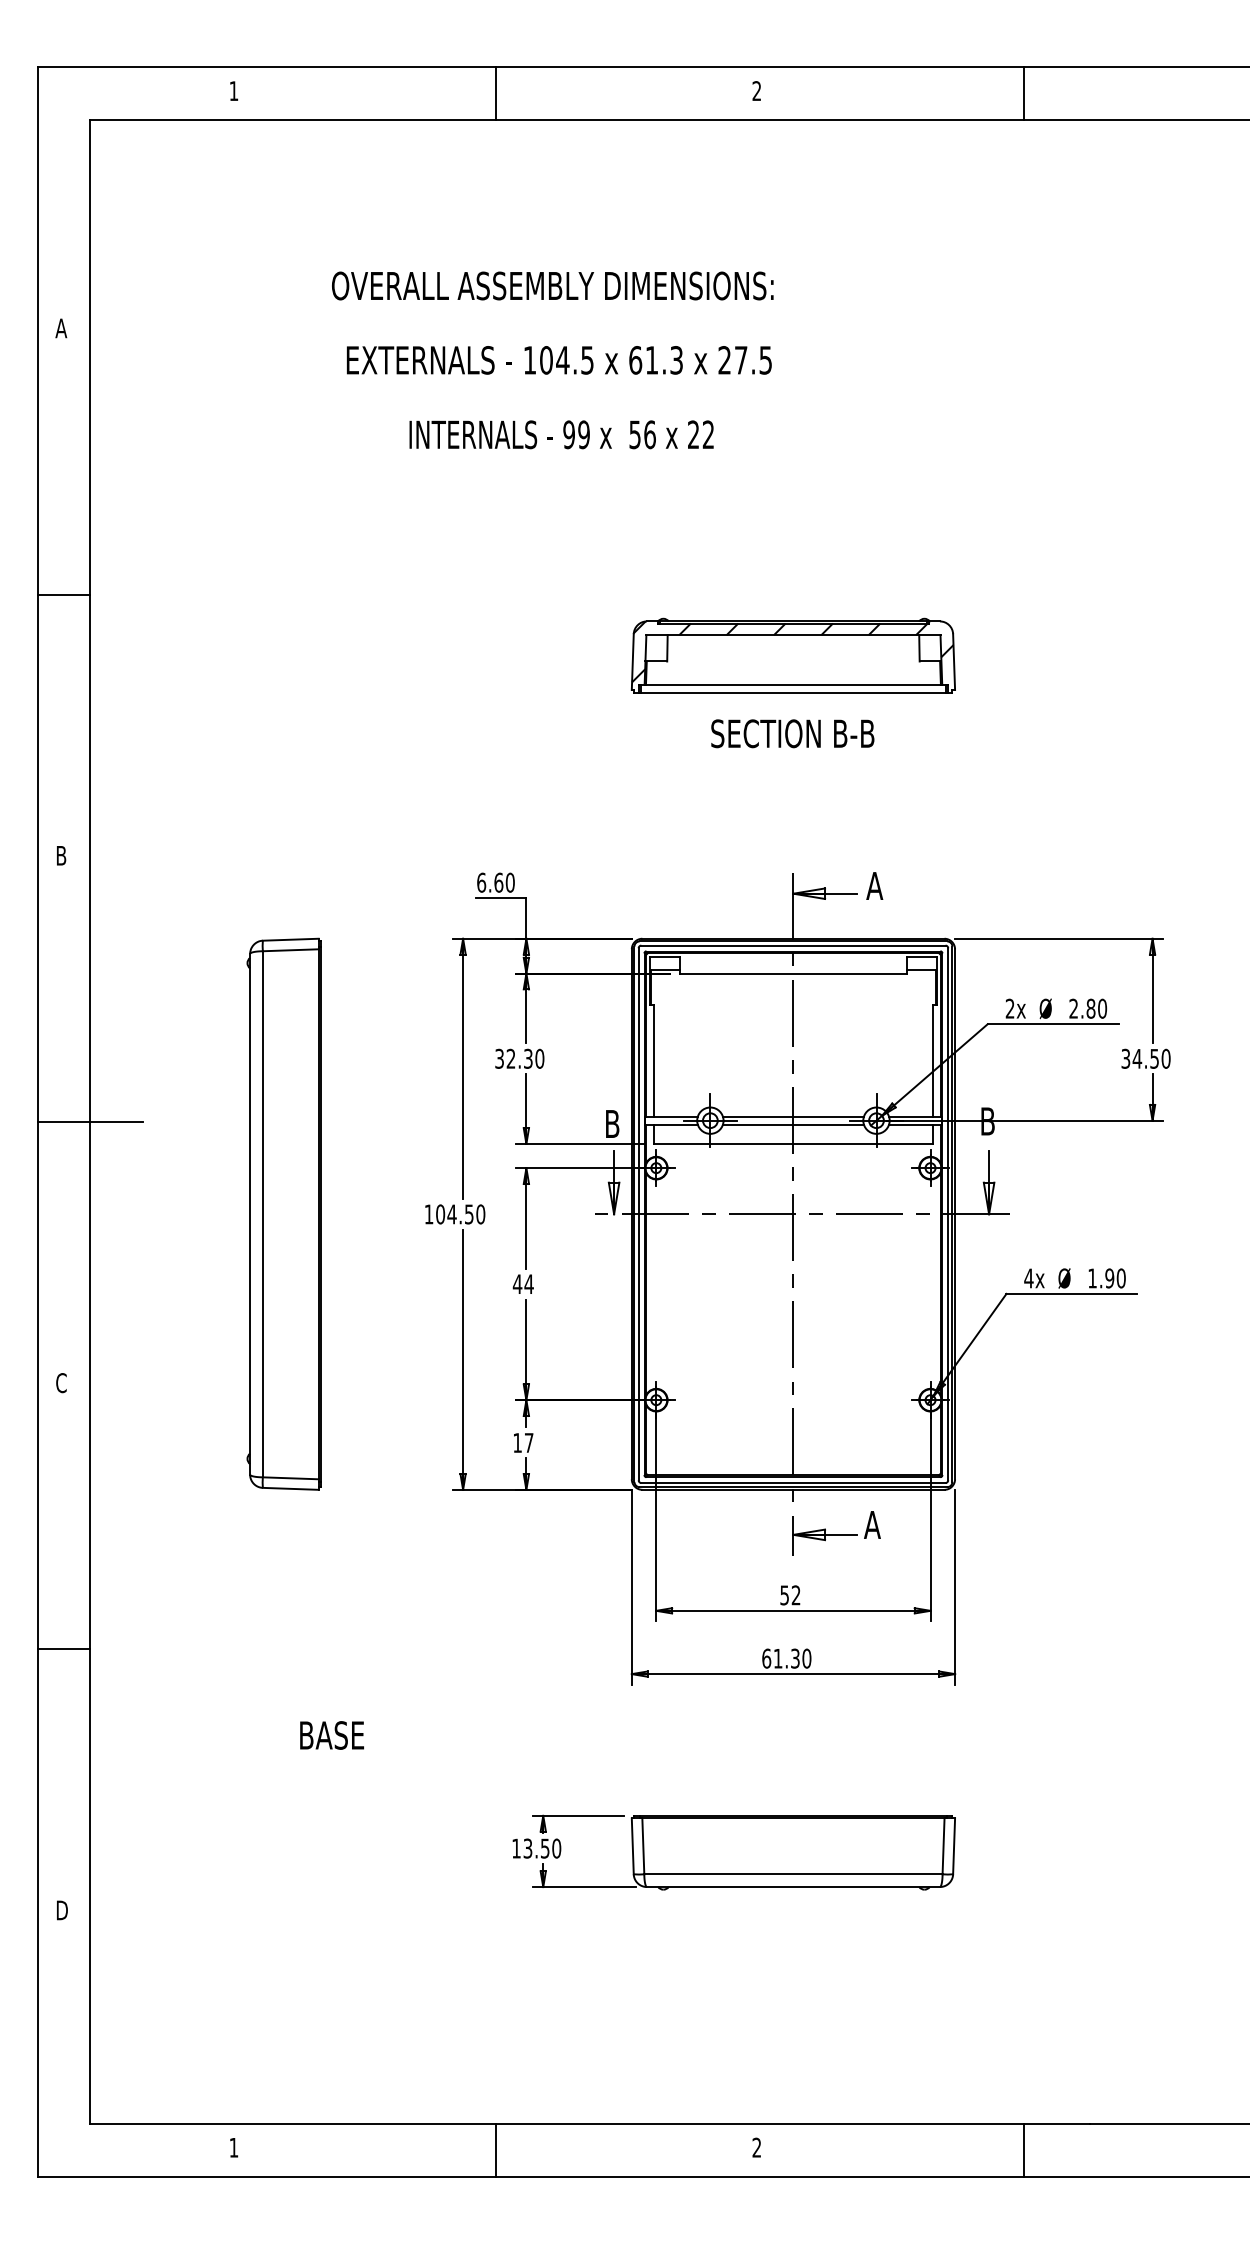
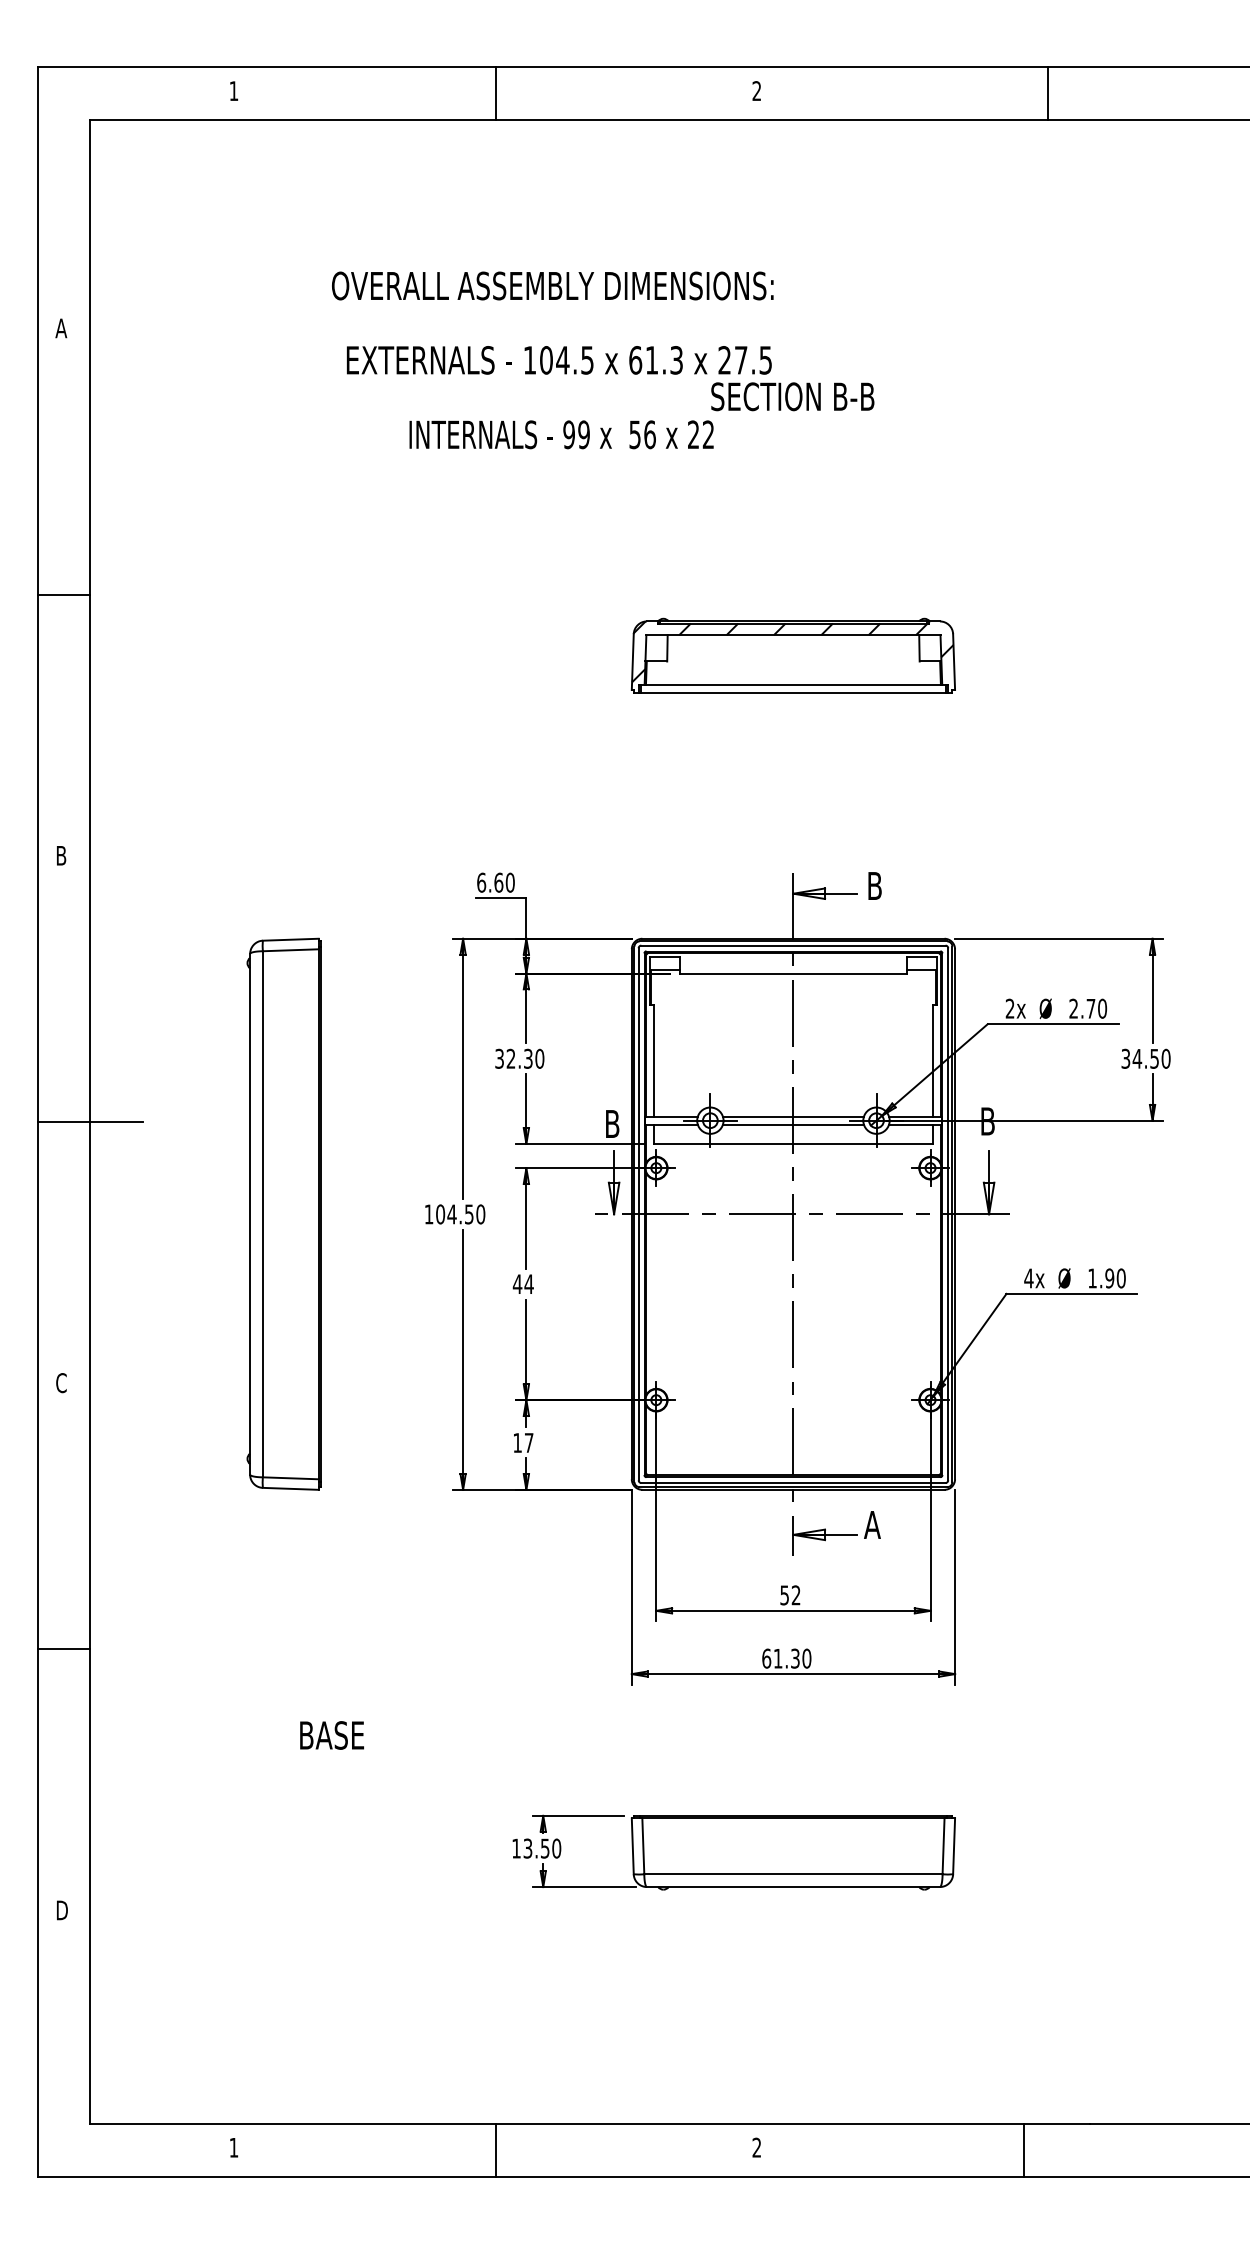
line position: (1023, 93) -> (1047, 93) (1047, 93)
text position: (792, 733) -> (792, 396) (792, 396)
text: A -> B (874, 885)
text: 2.80 -> 2.70 (1090, 1008)
